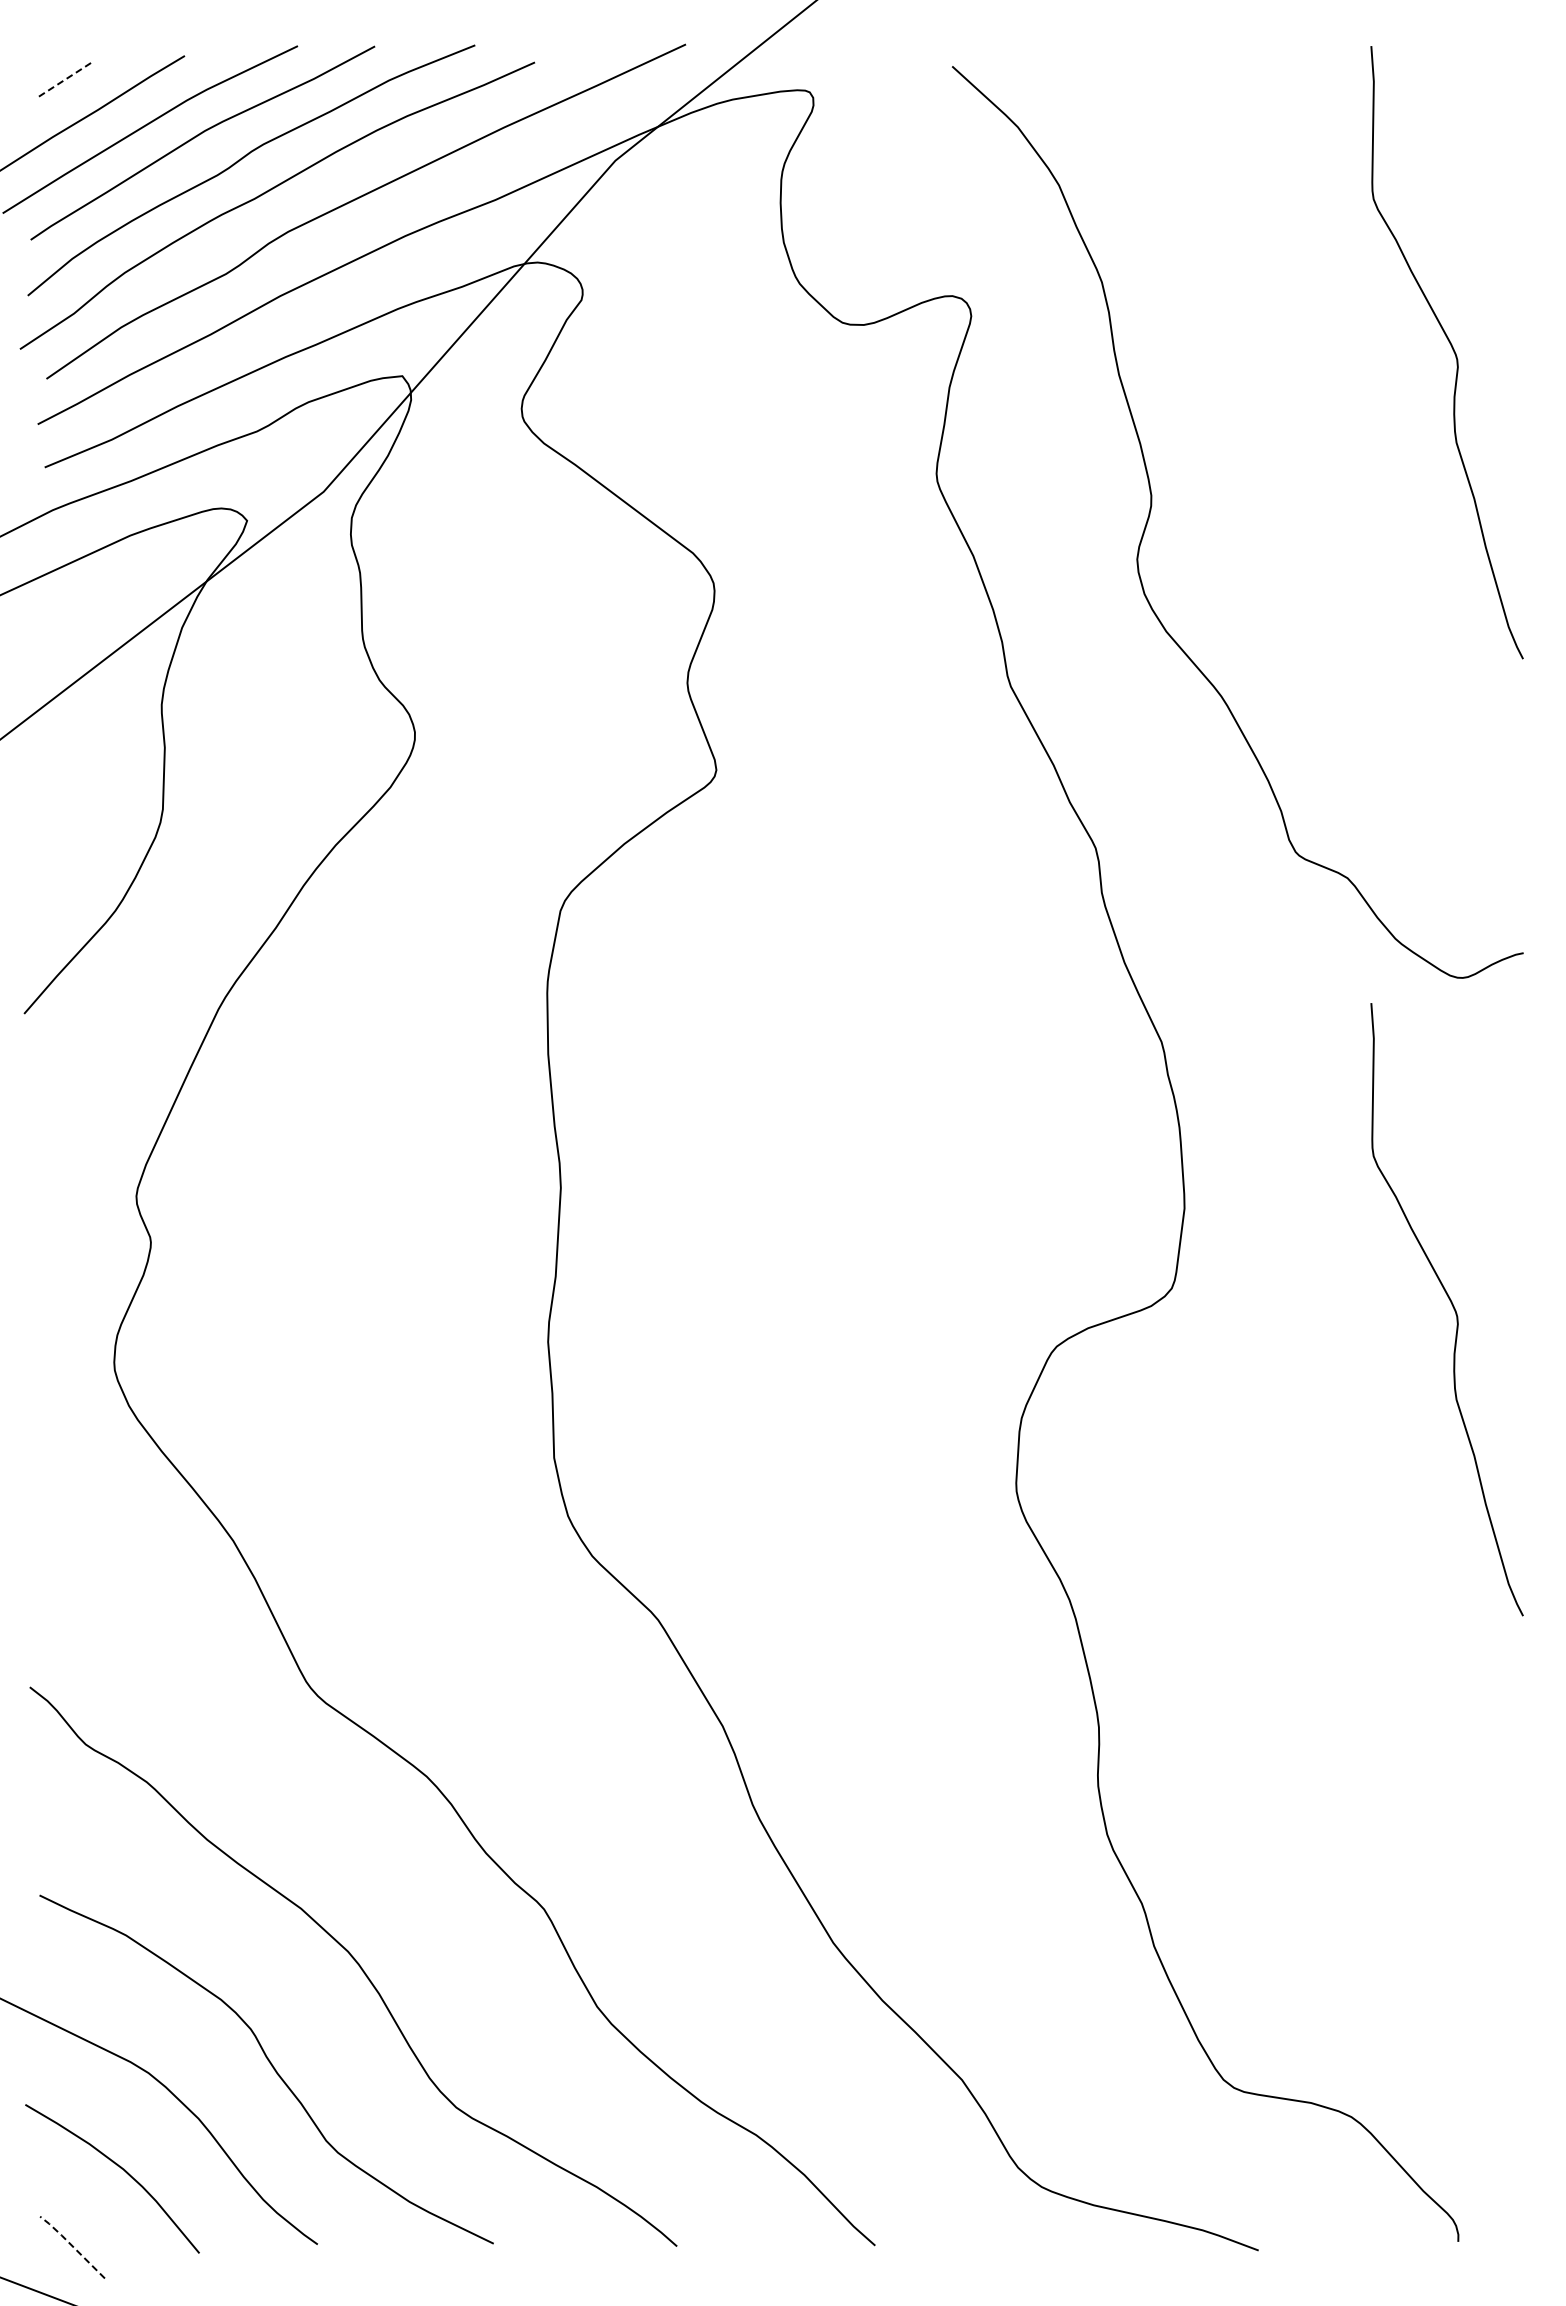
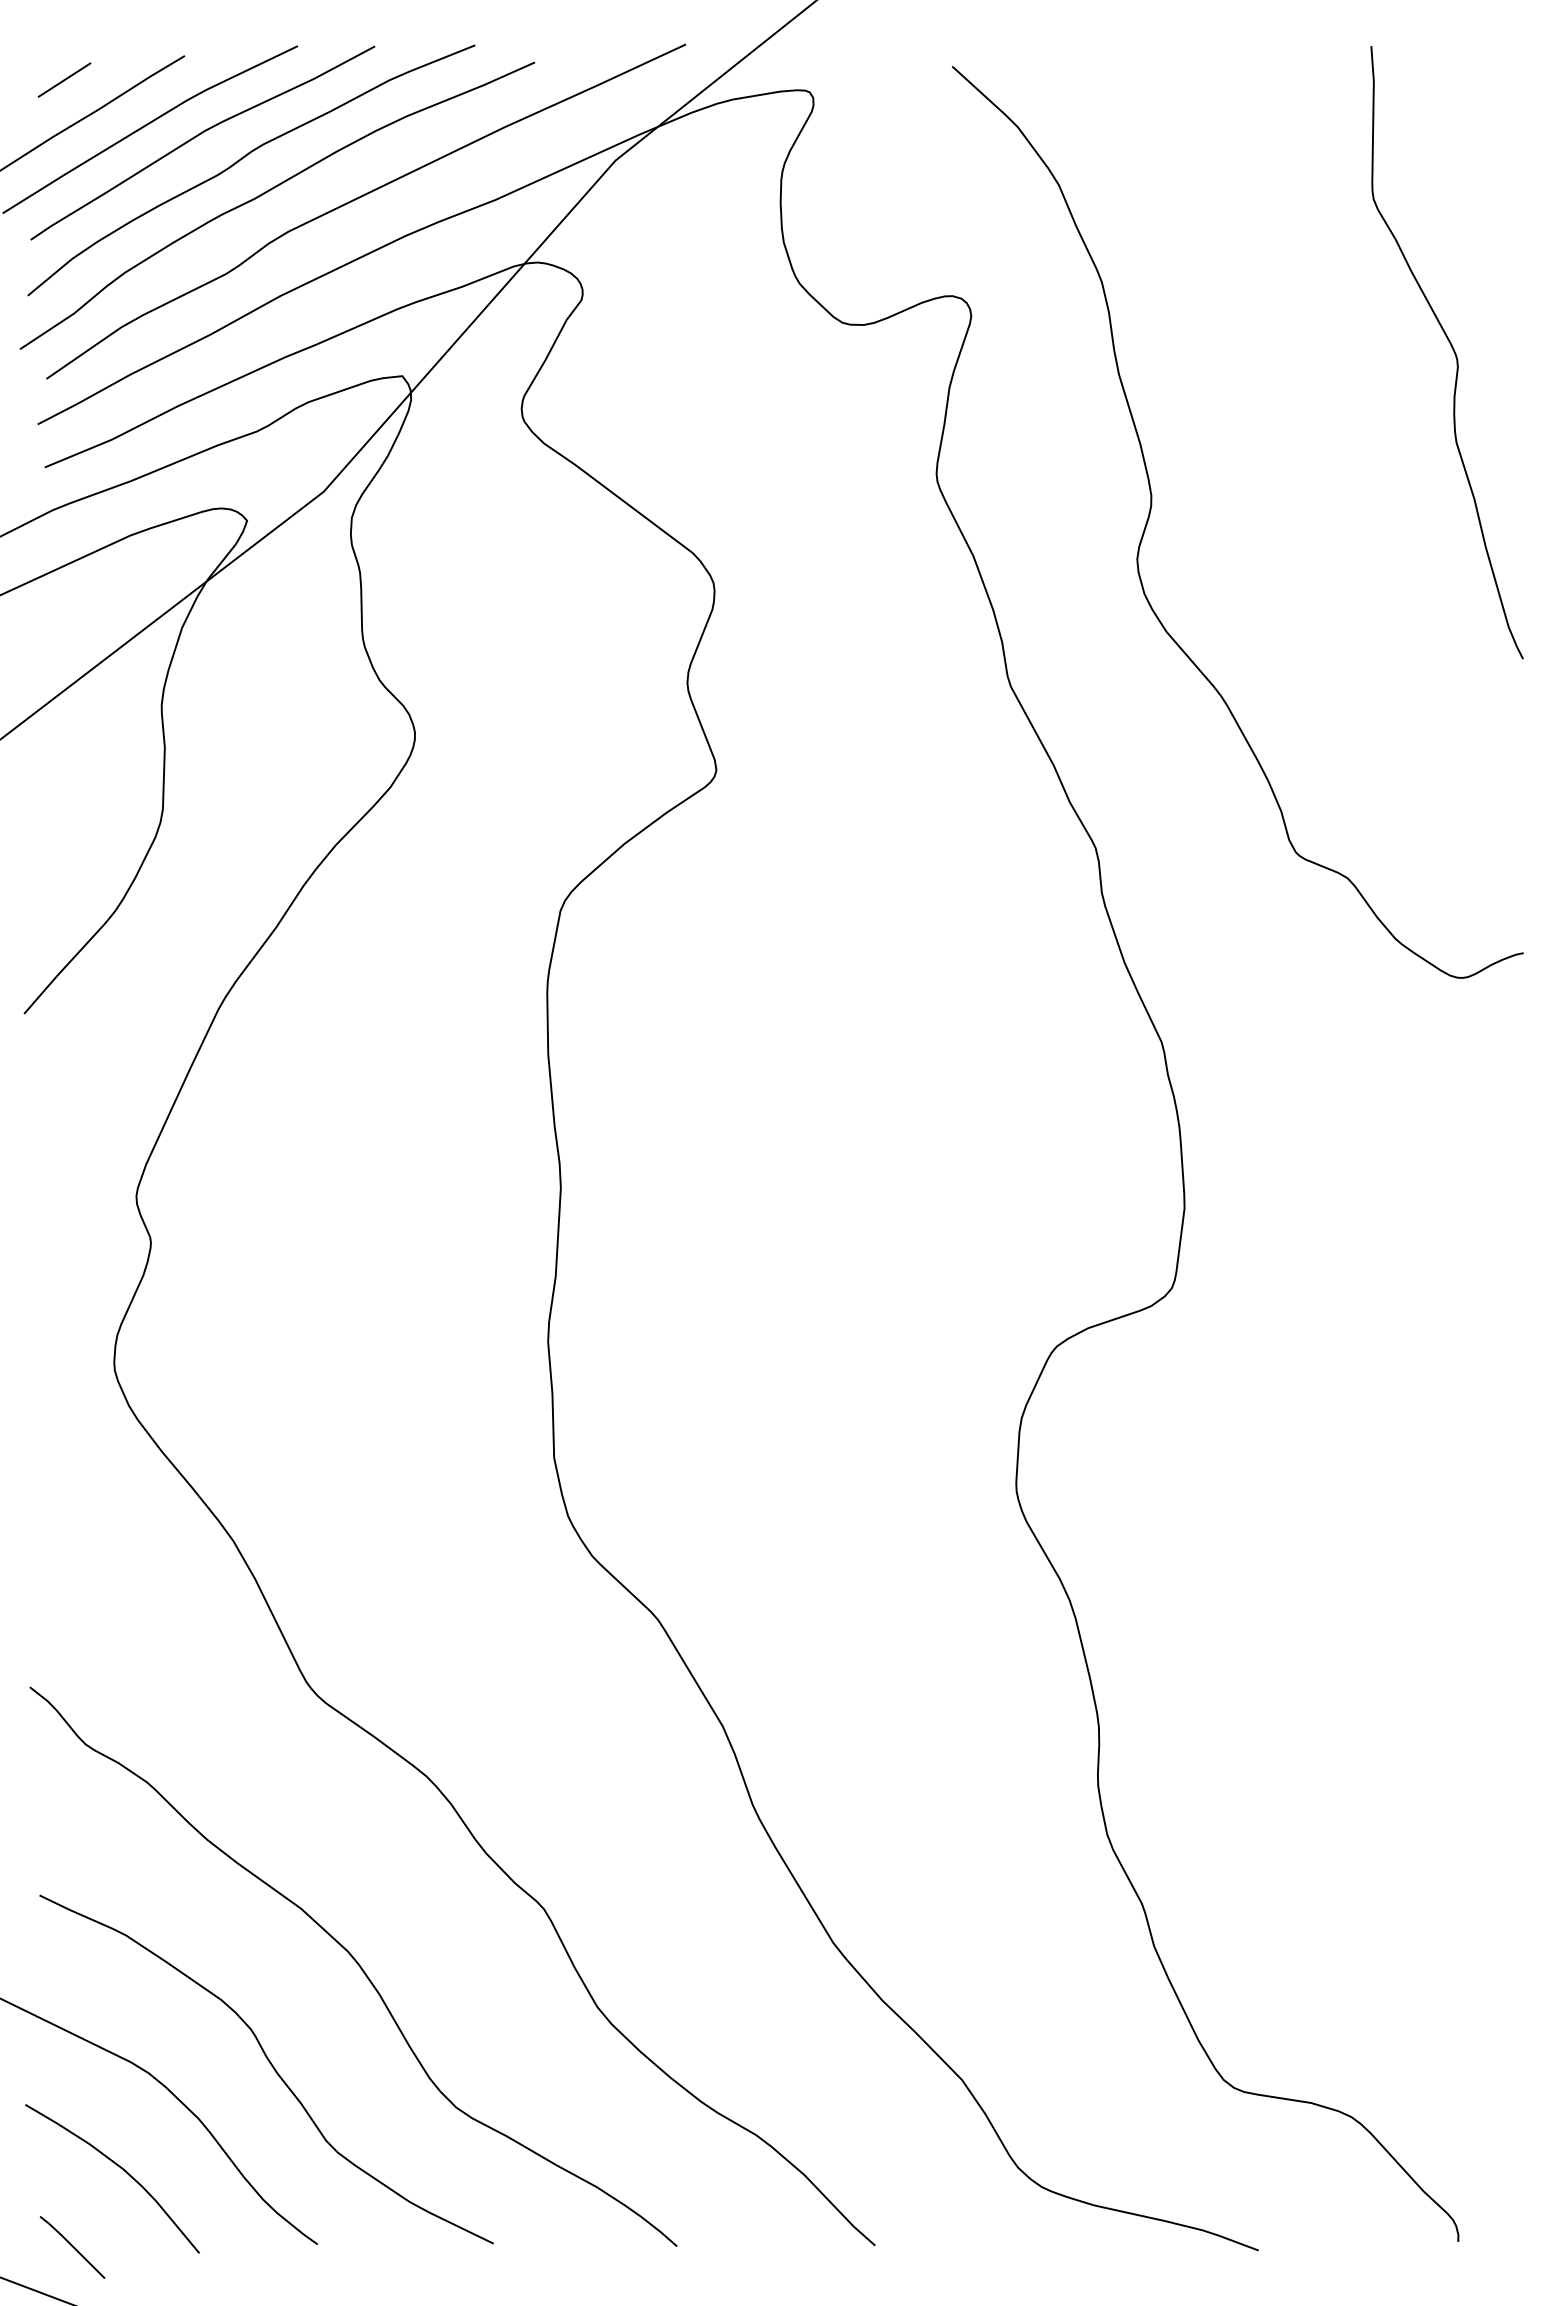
line: dashed -> solid (64, 80)
curve: present -> none (1452, 1307)
line: dashed -> solid (71, 2245)
